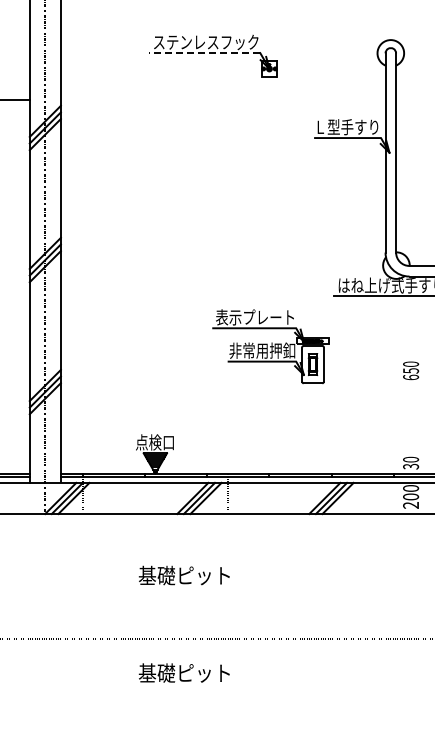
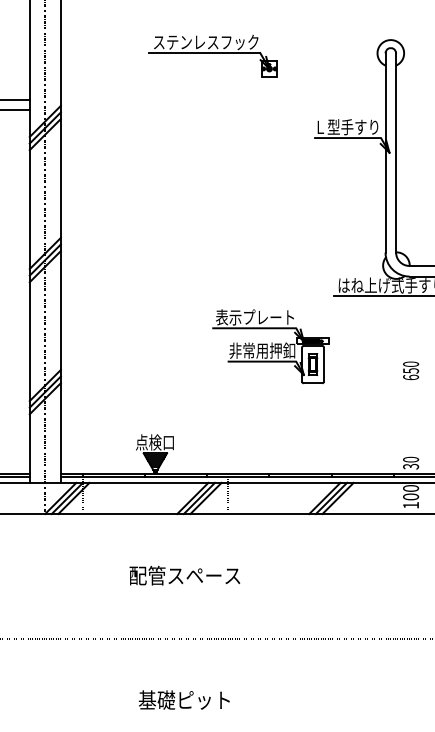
line: dashed -> solid (204, 53)
line: none -> present (15, 109)
text: 200 -> 100 (410, 505)
text: 基礎ピット -> 配管スペース (184, 575)
text position: (183, 672) -> (183, 699) (183, 699)
